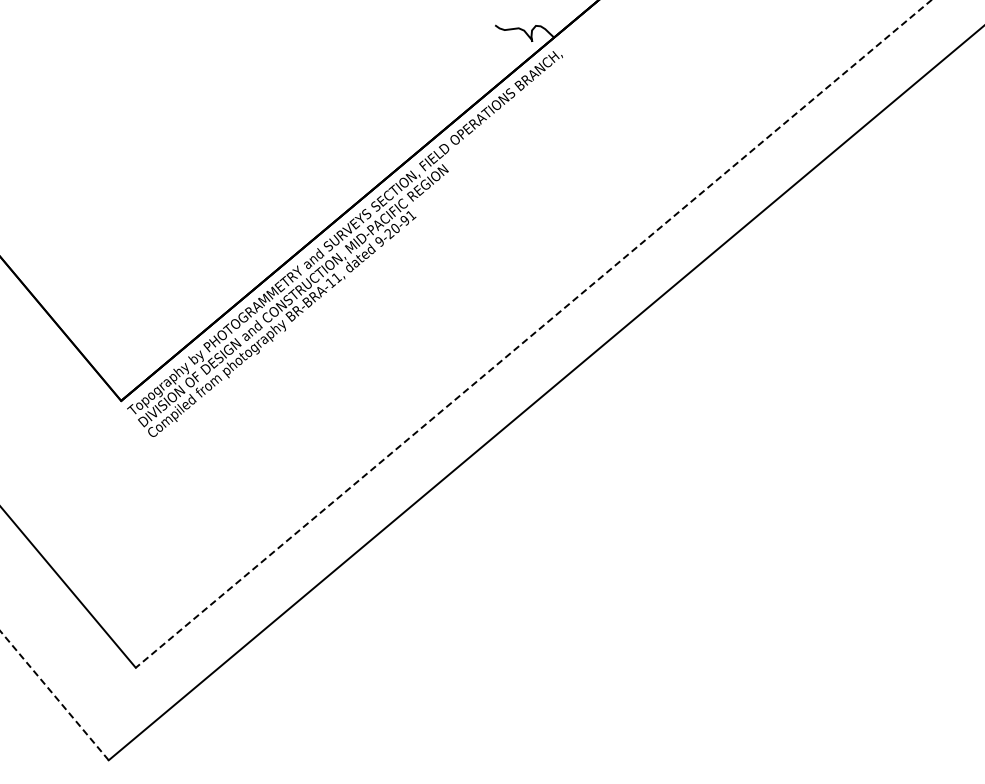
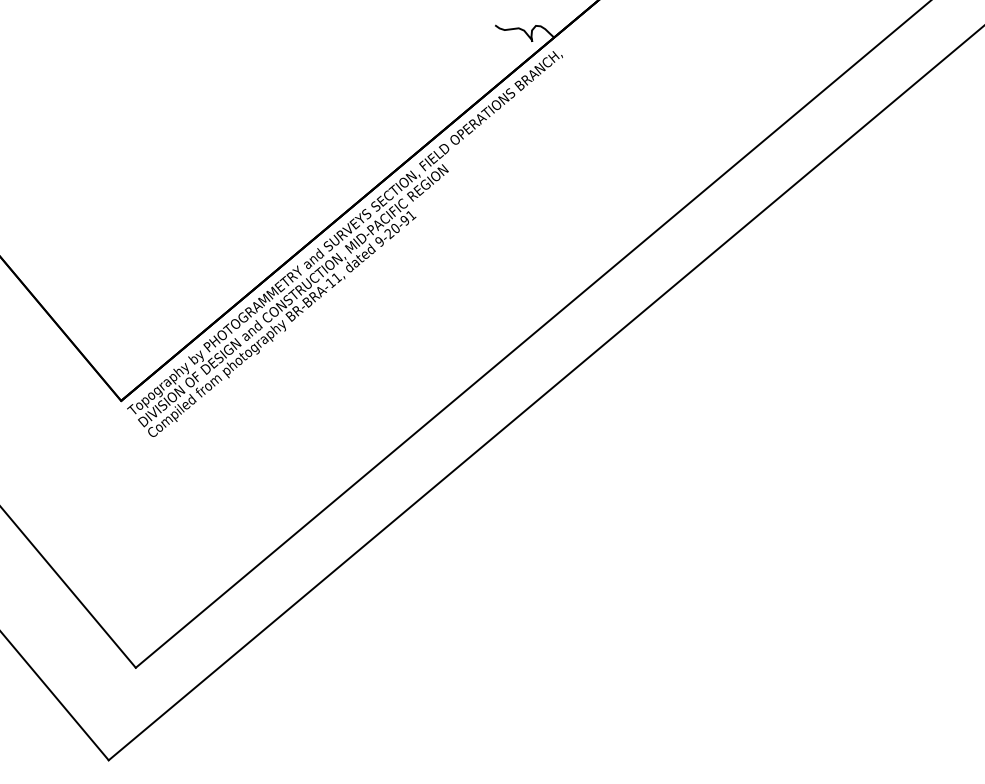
line: dashed -> solid (533, 334)
line: dashed -> solid (54, 695)
